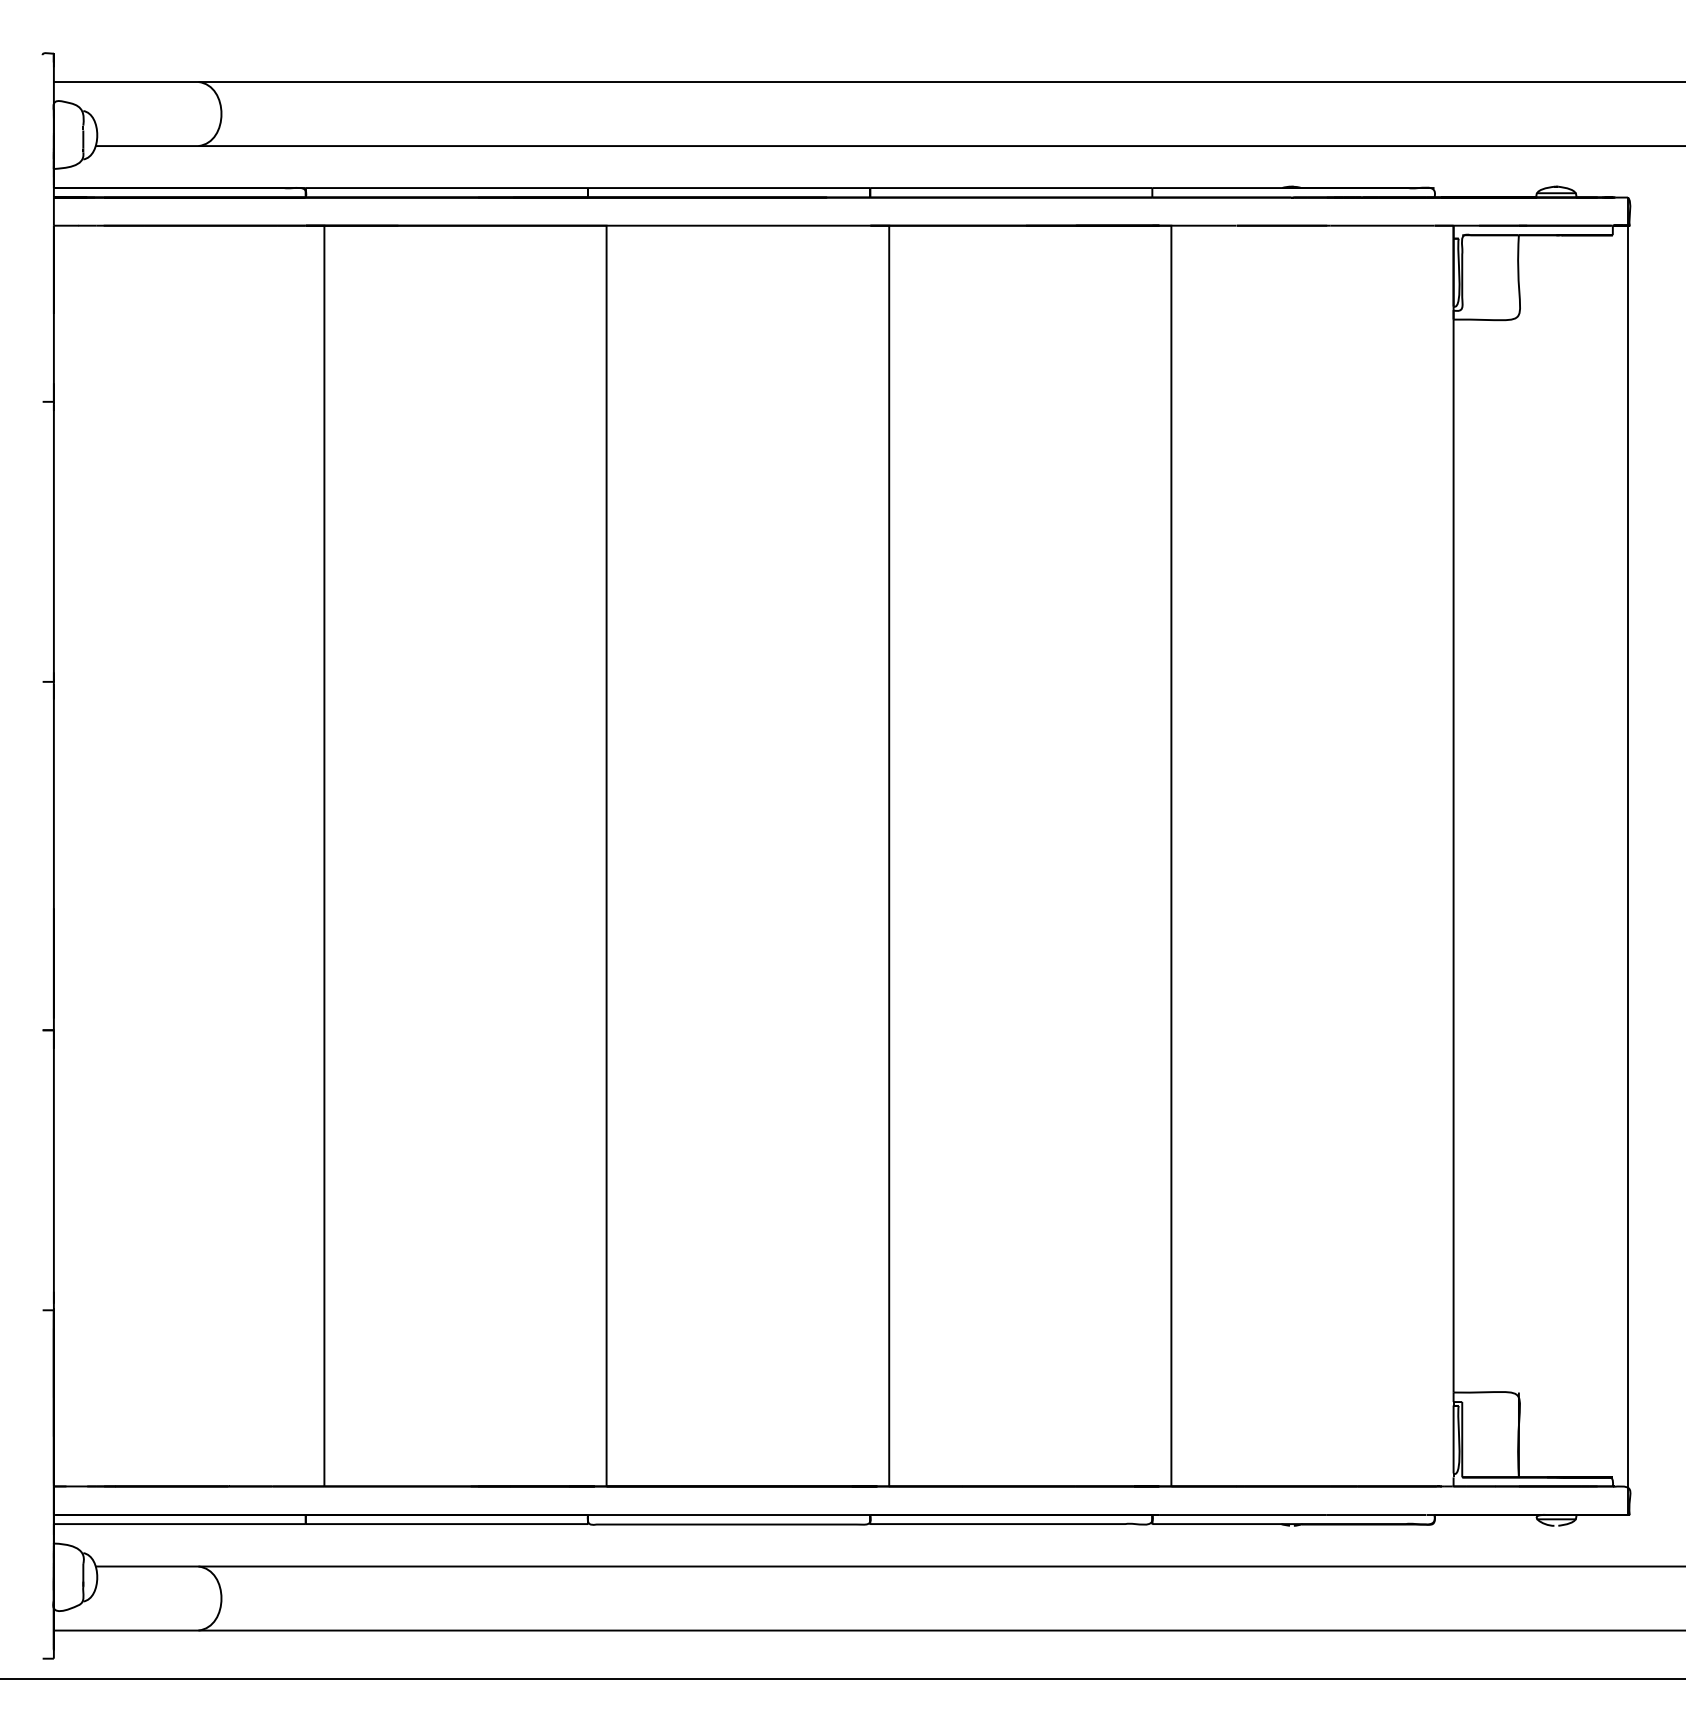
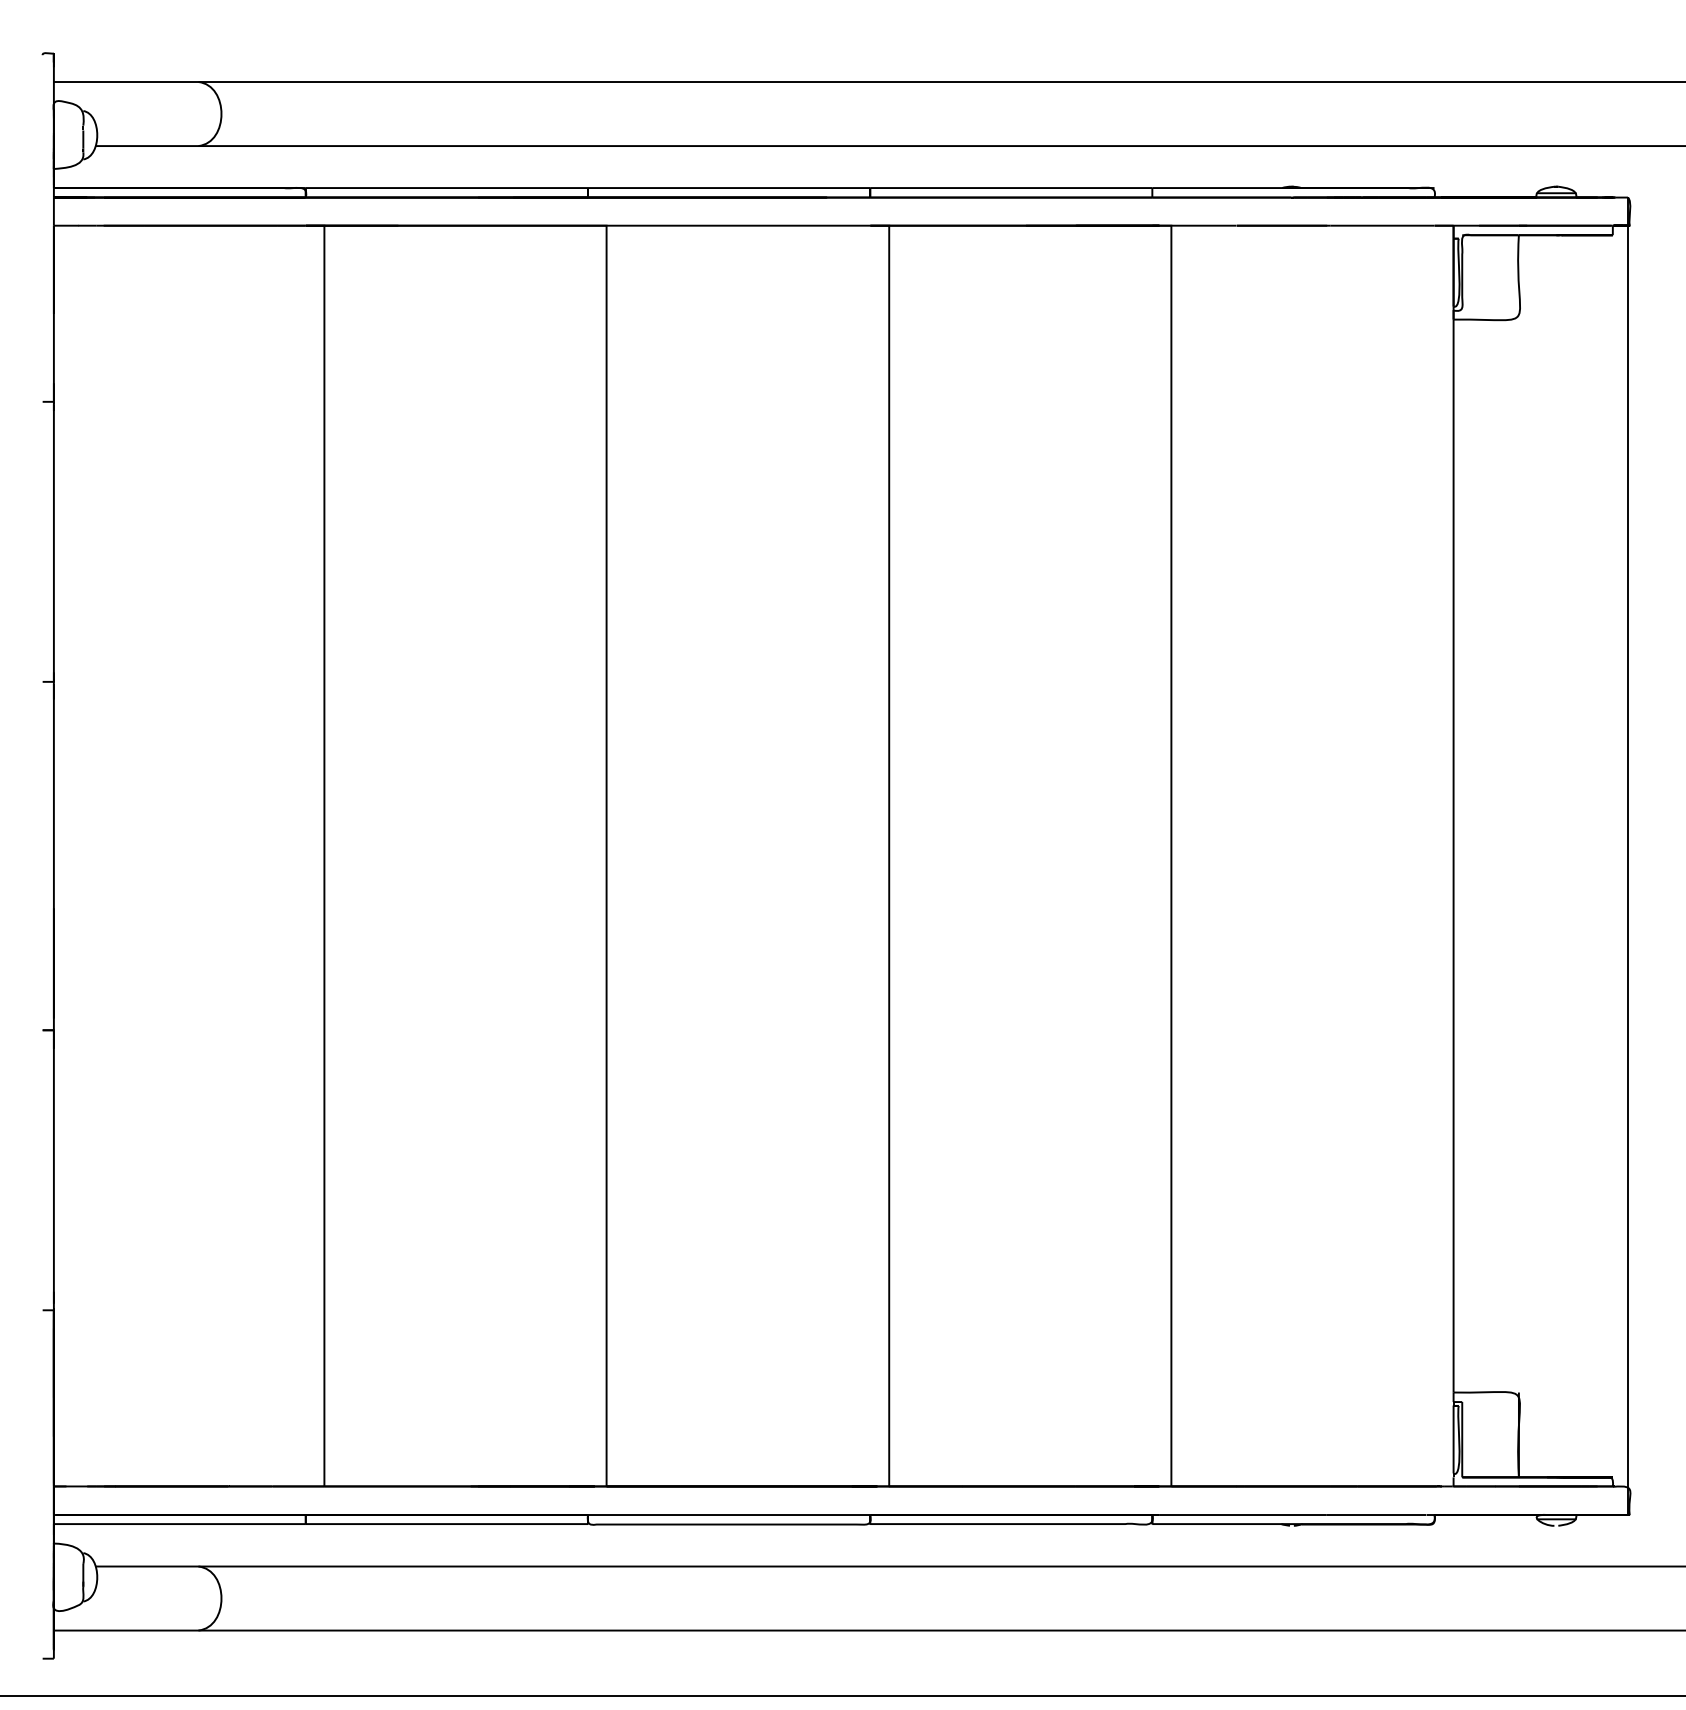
line position: (842, 1678) -> (842, 1695) (842, 1695)
